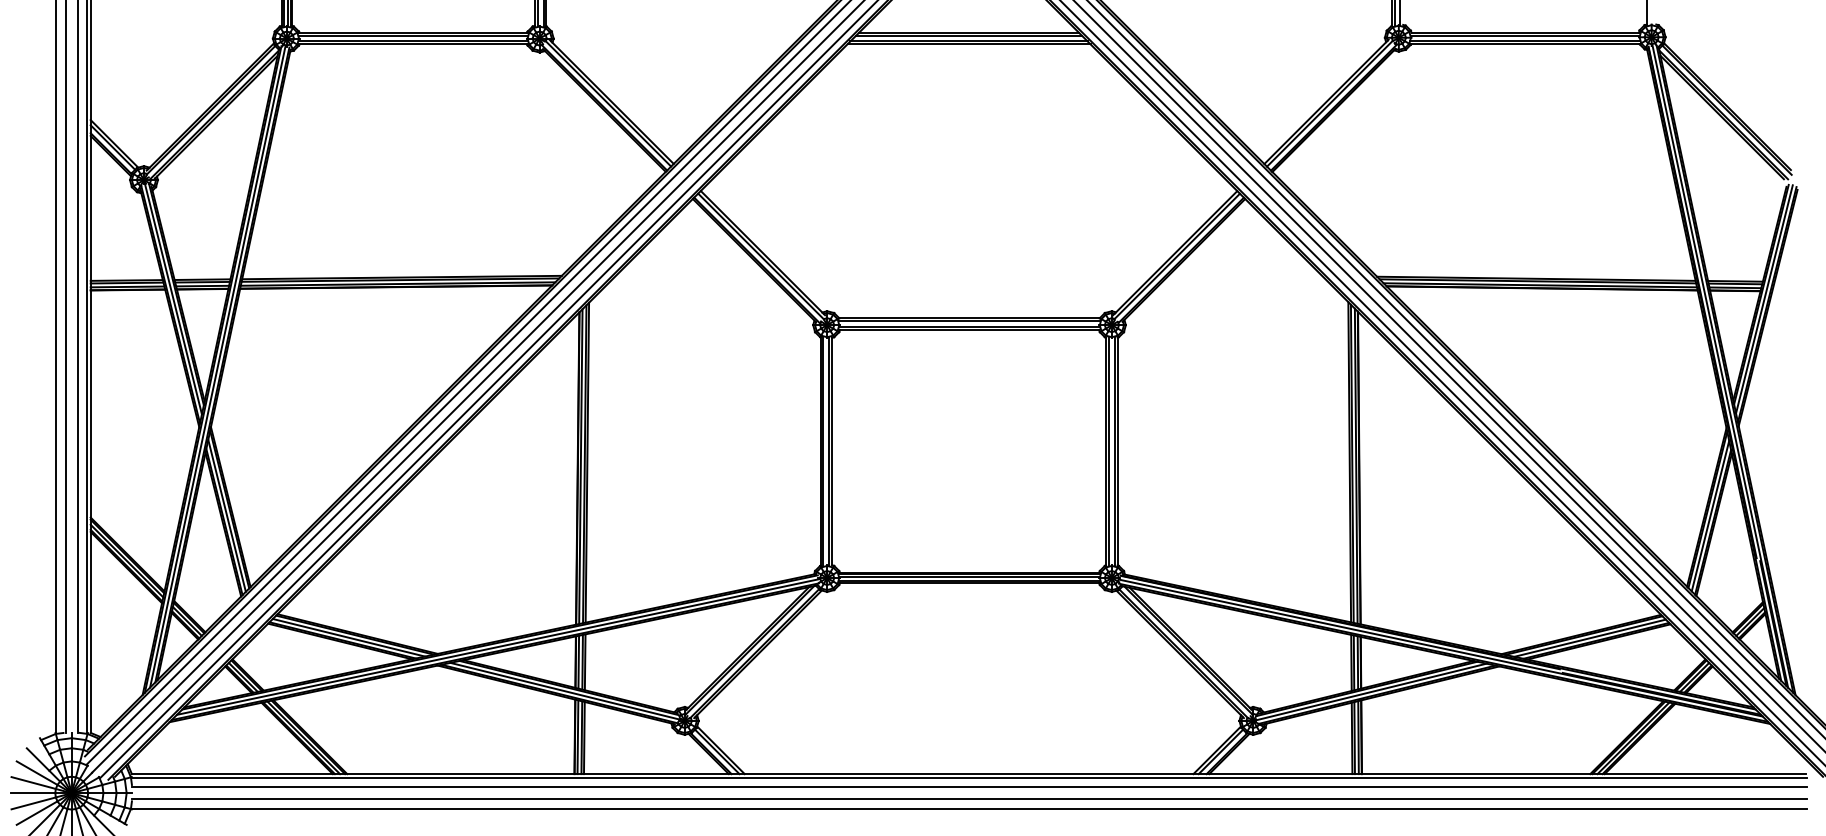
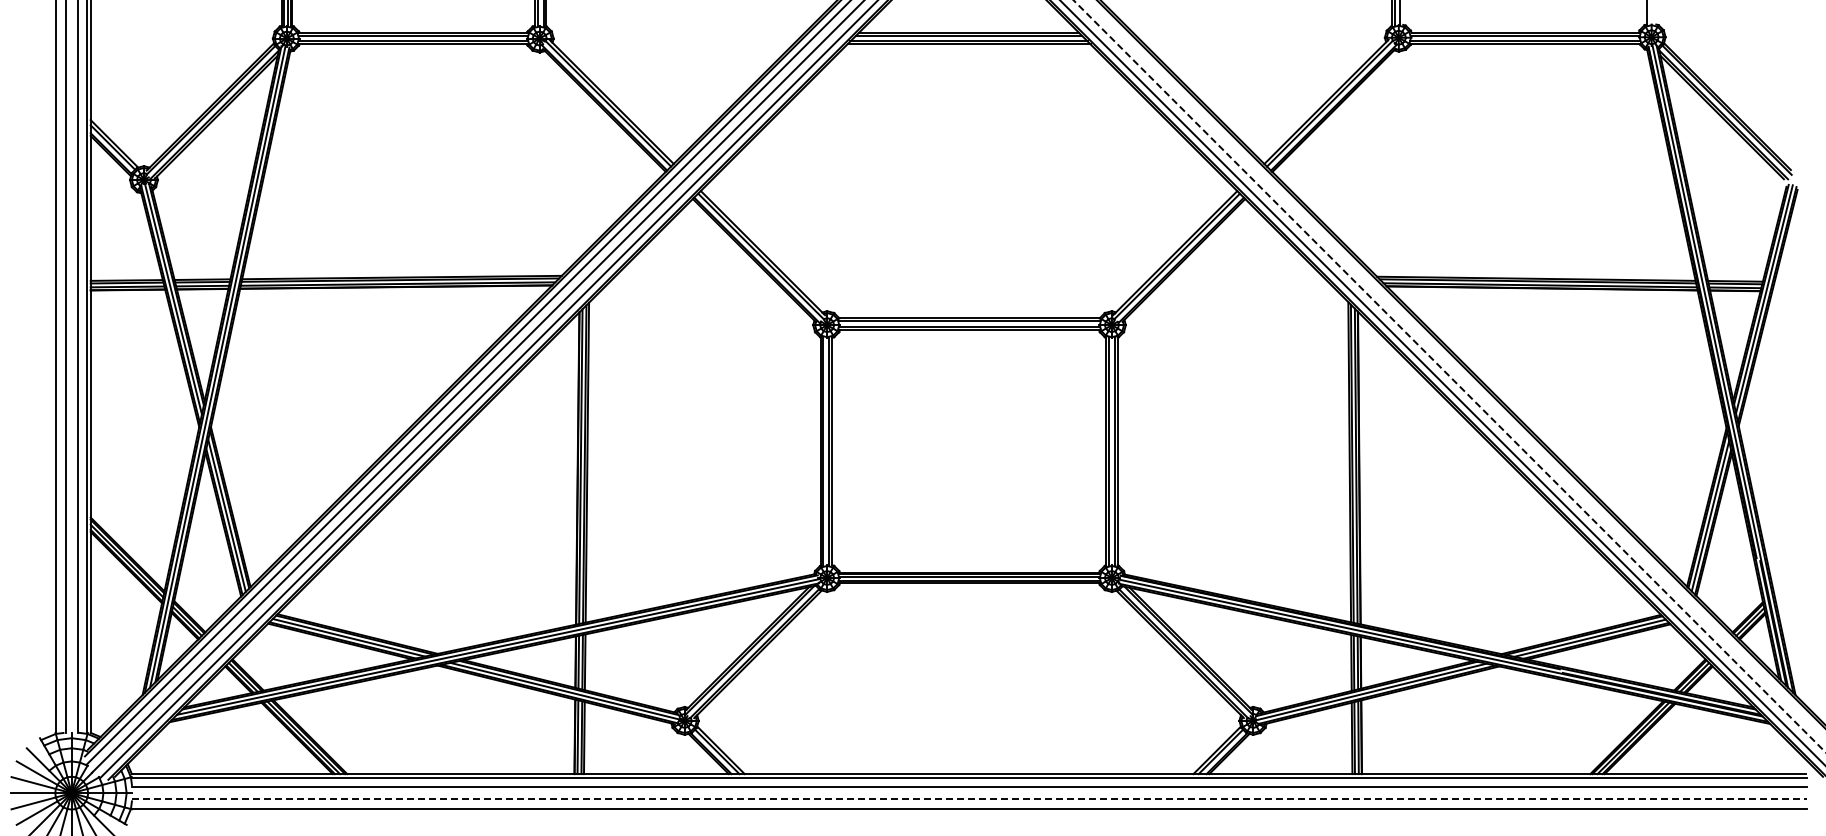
line: present -> none (1455, 368)
line: solid -> dashed (1449, 376)
line: solid -> dashed (969, 799)
